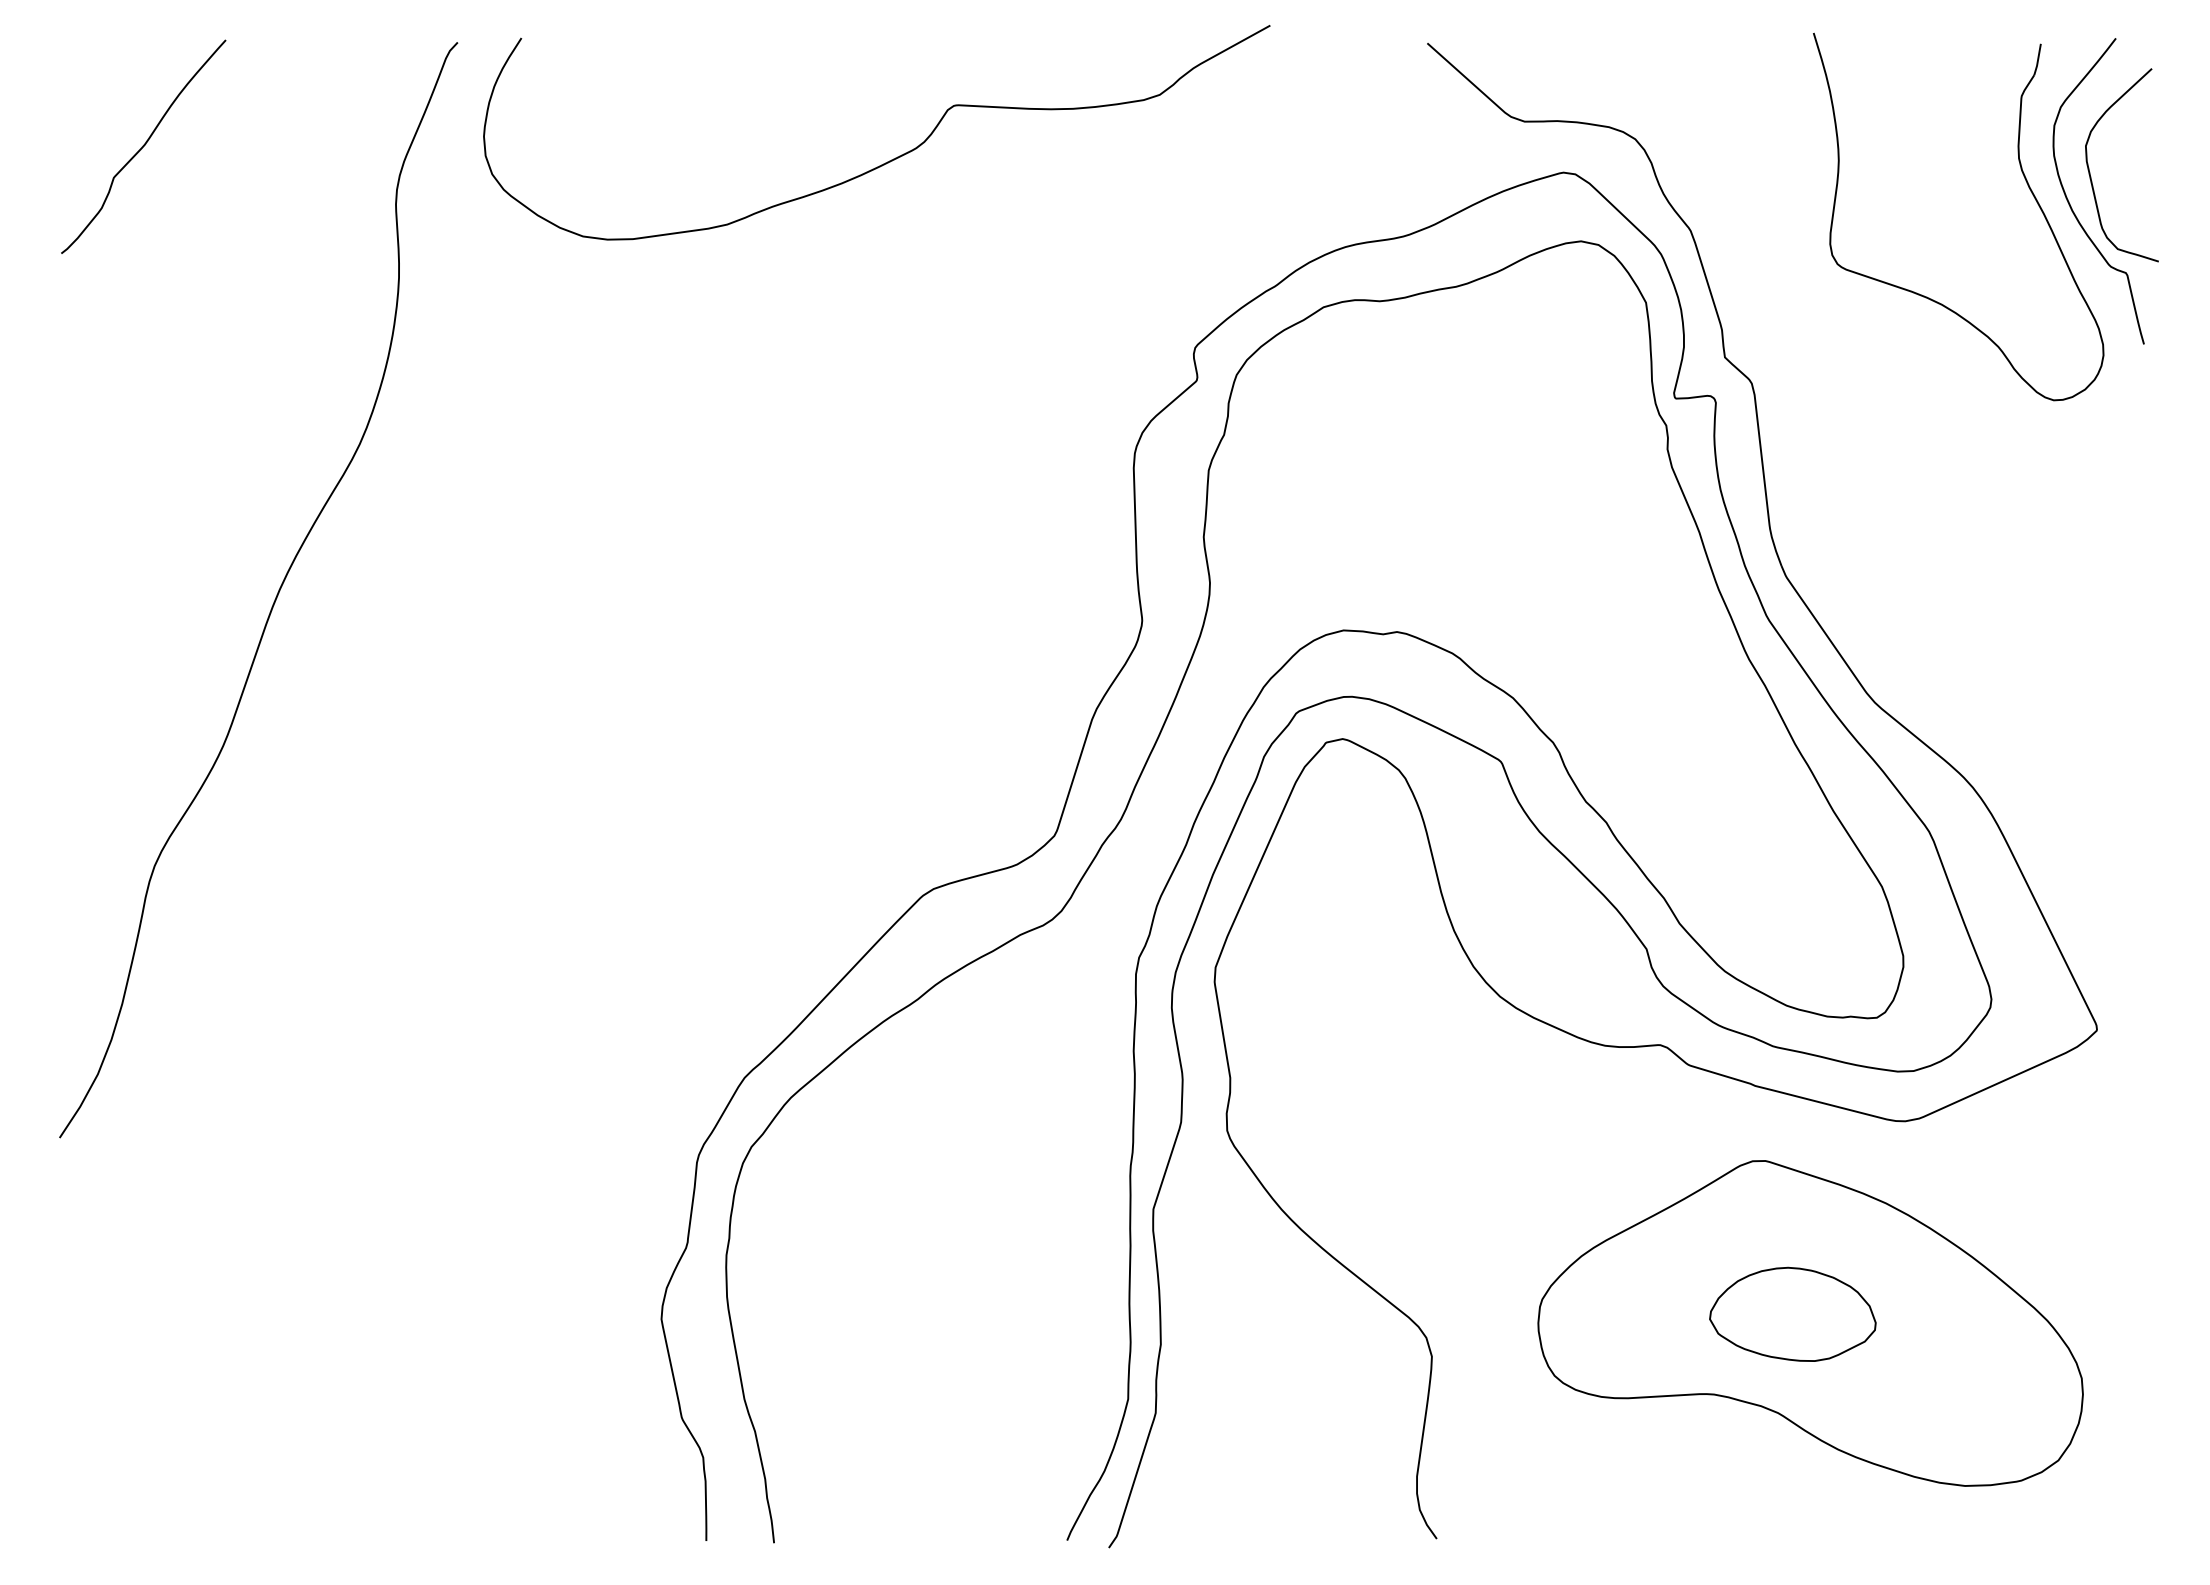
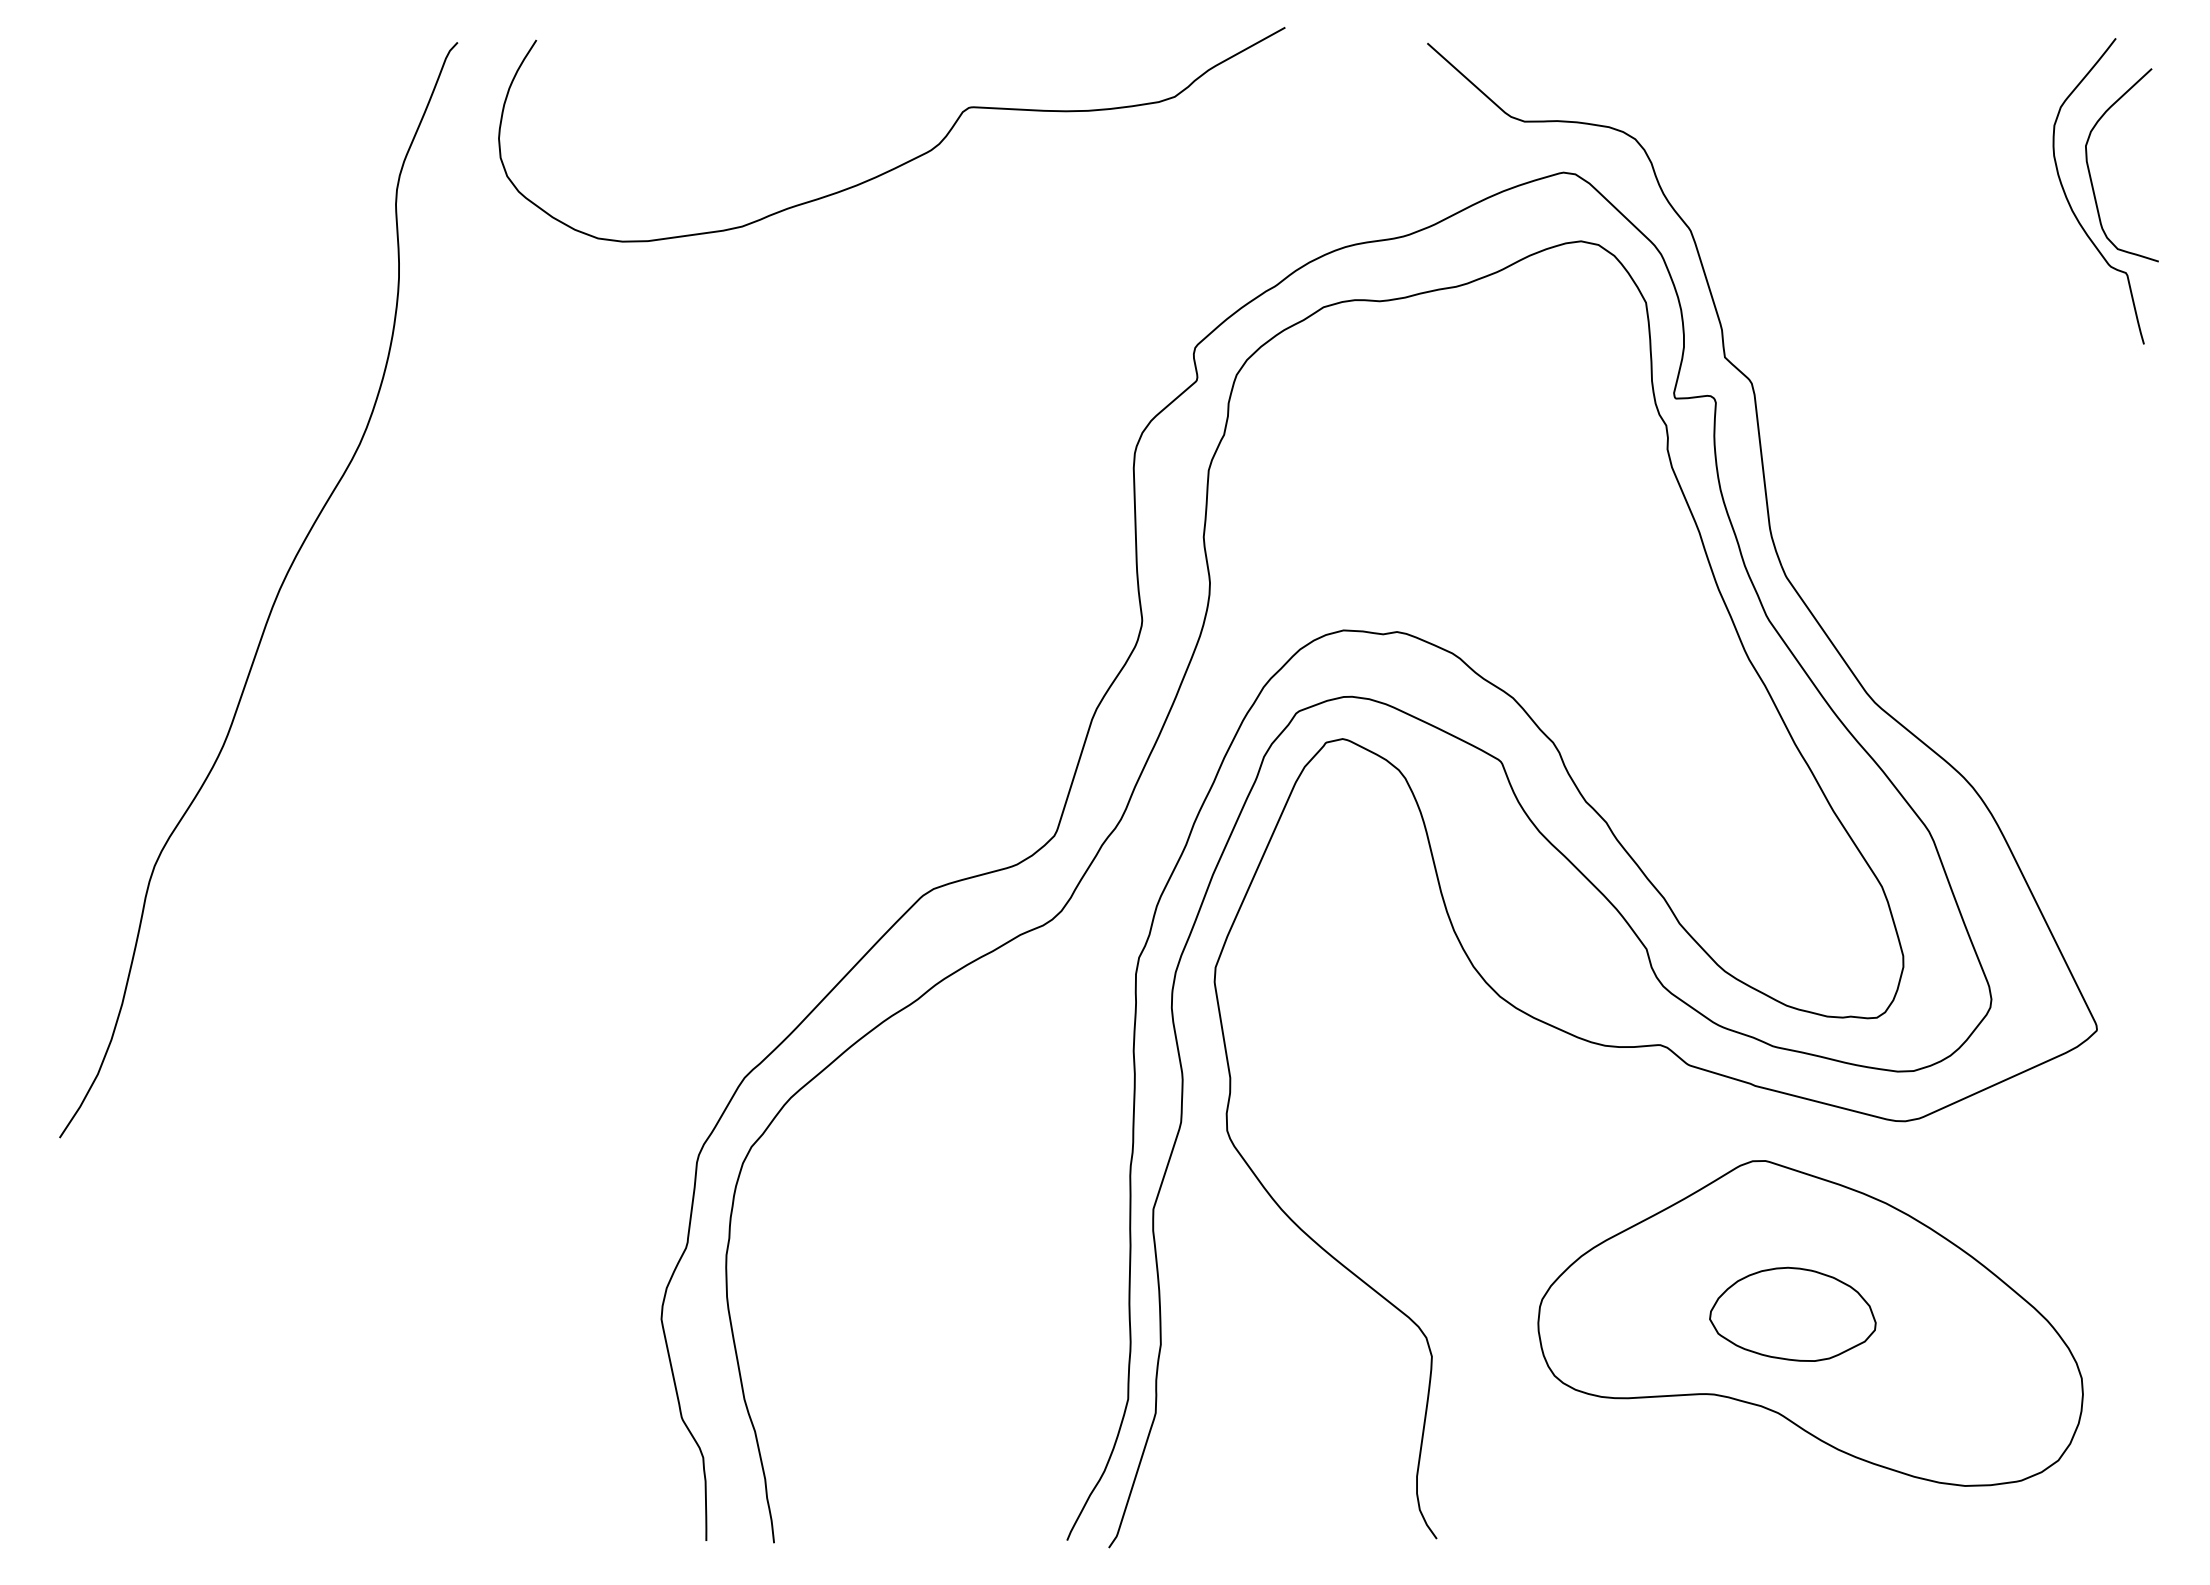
curve: present -> none (143, 146)
curve position: (889, 160) -> (904, 162) (904, 162)
part: present -> none (2026, 183)
